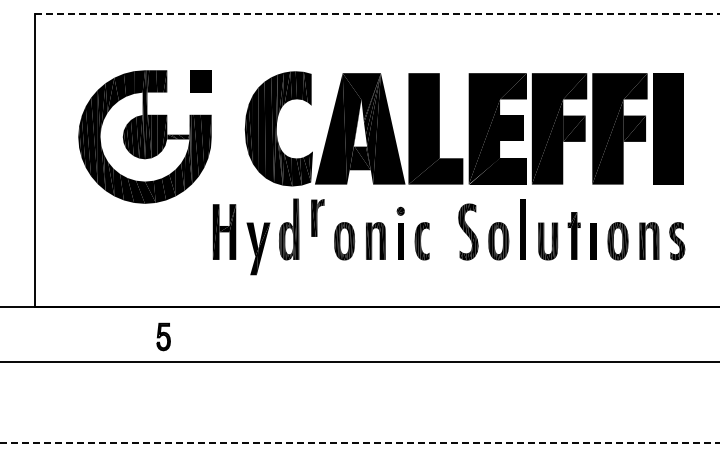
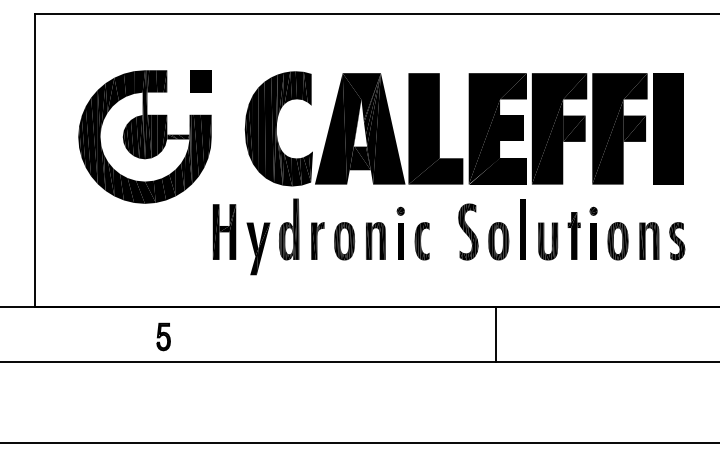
line: dashed -> solid (377, 13)
part: none -> present (593, 210)
part position: (317, 217) -> (317, 240) (317, 240)
line: none -> present (495, 333)
line: dashed -> solid (360, 443)
